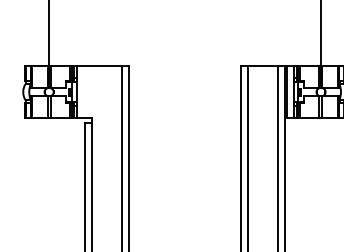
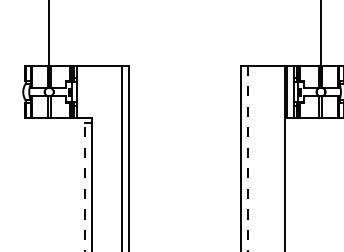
line: present -> none (278, 157)
line: solid -> dashed (248, 159)
line: solid -> dashed (85, 186)
